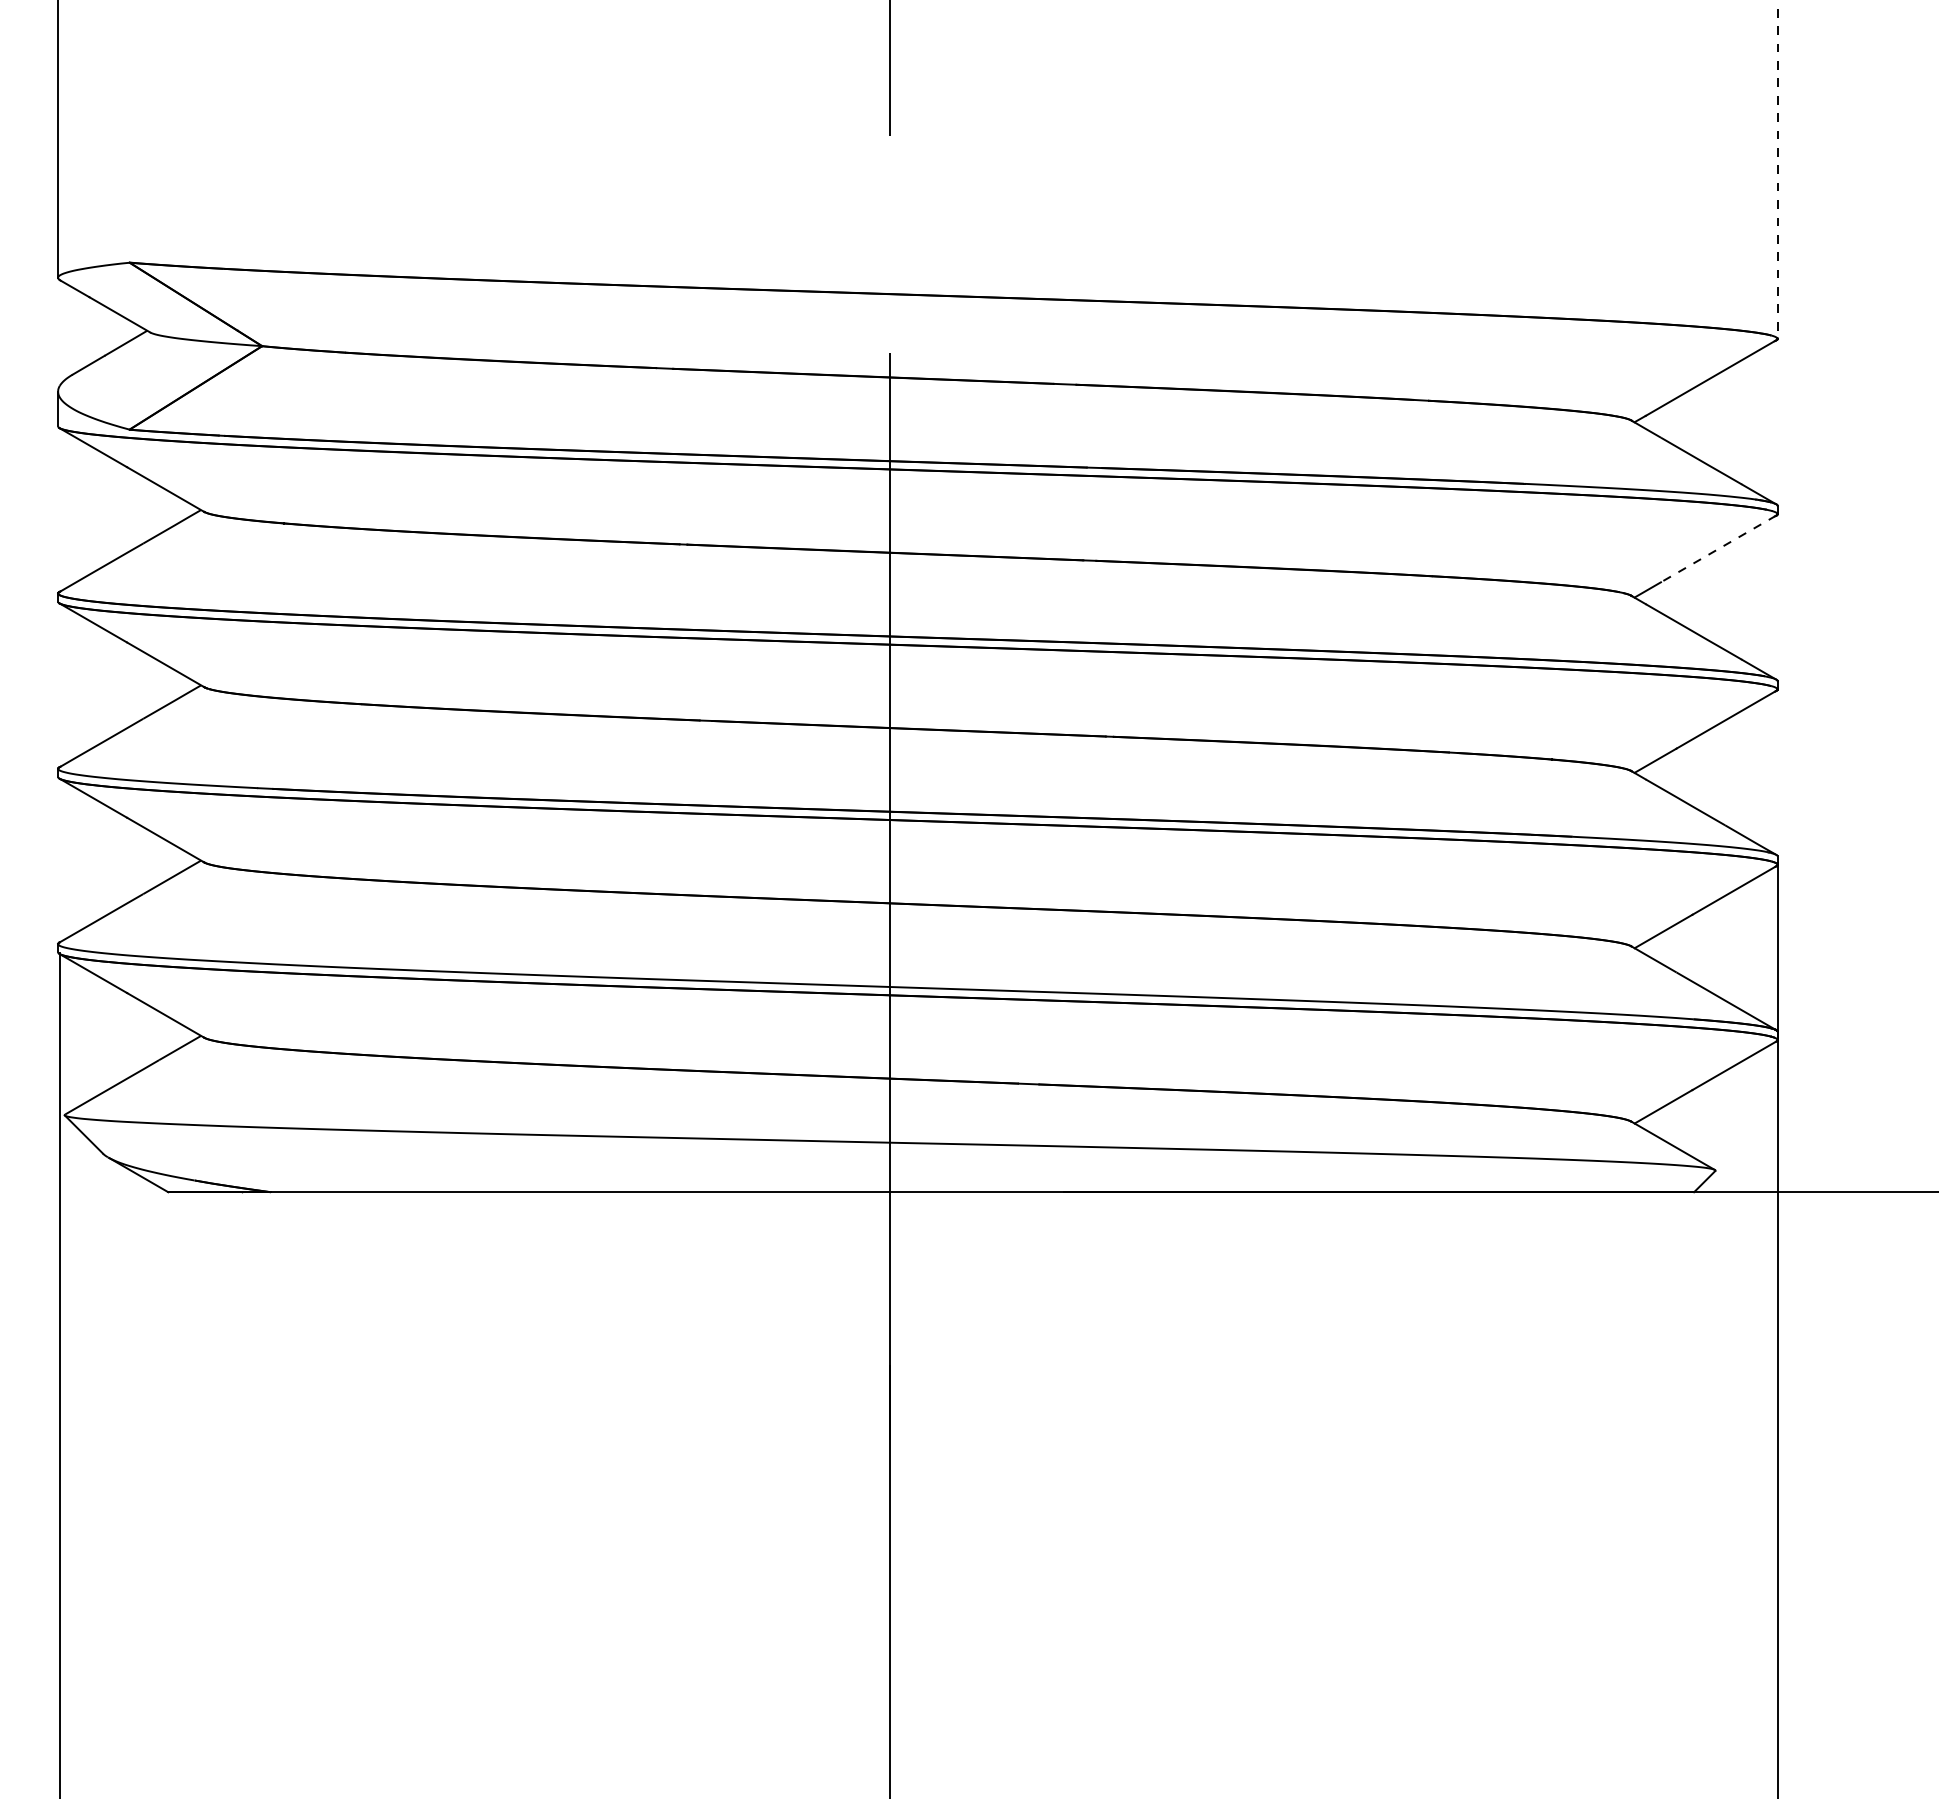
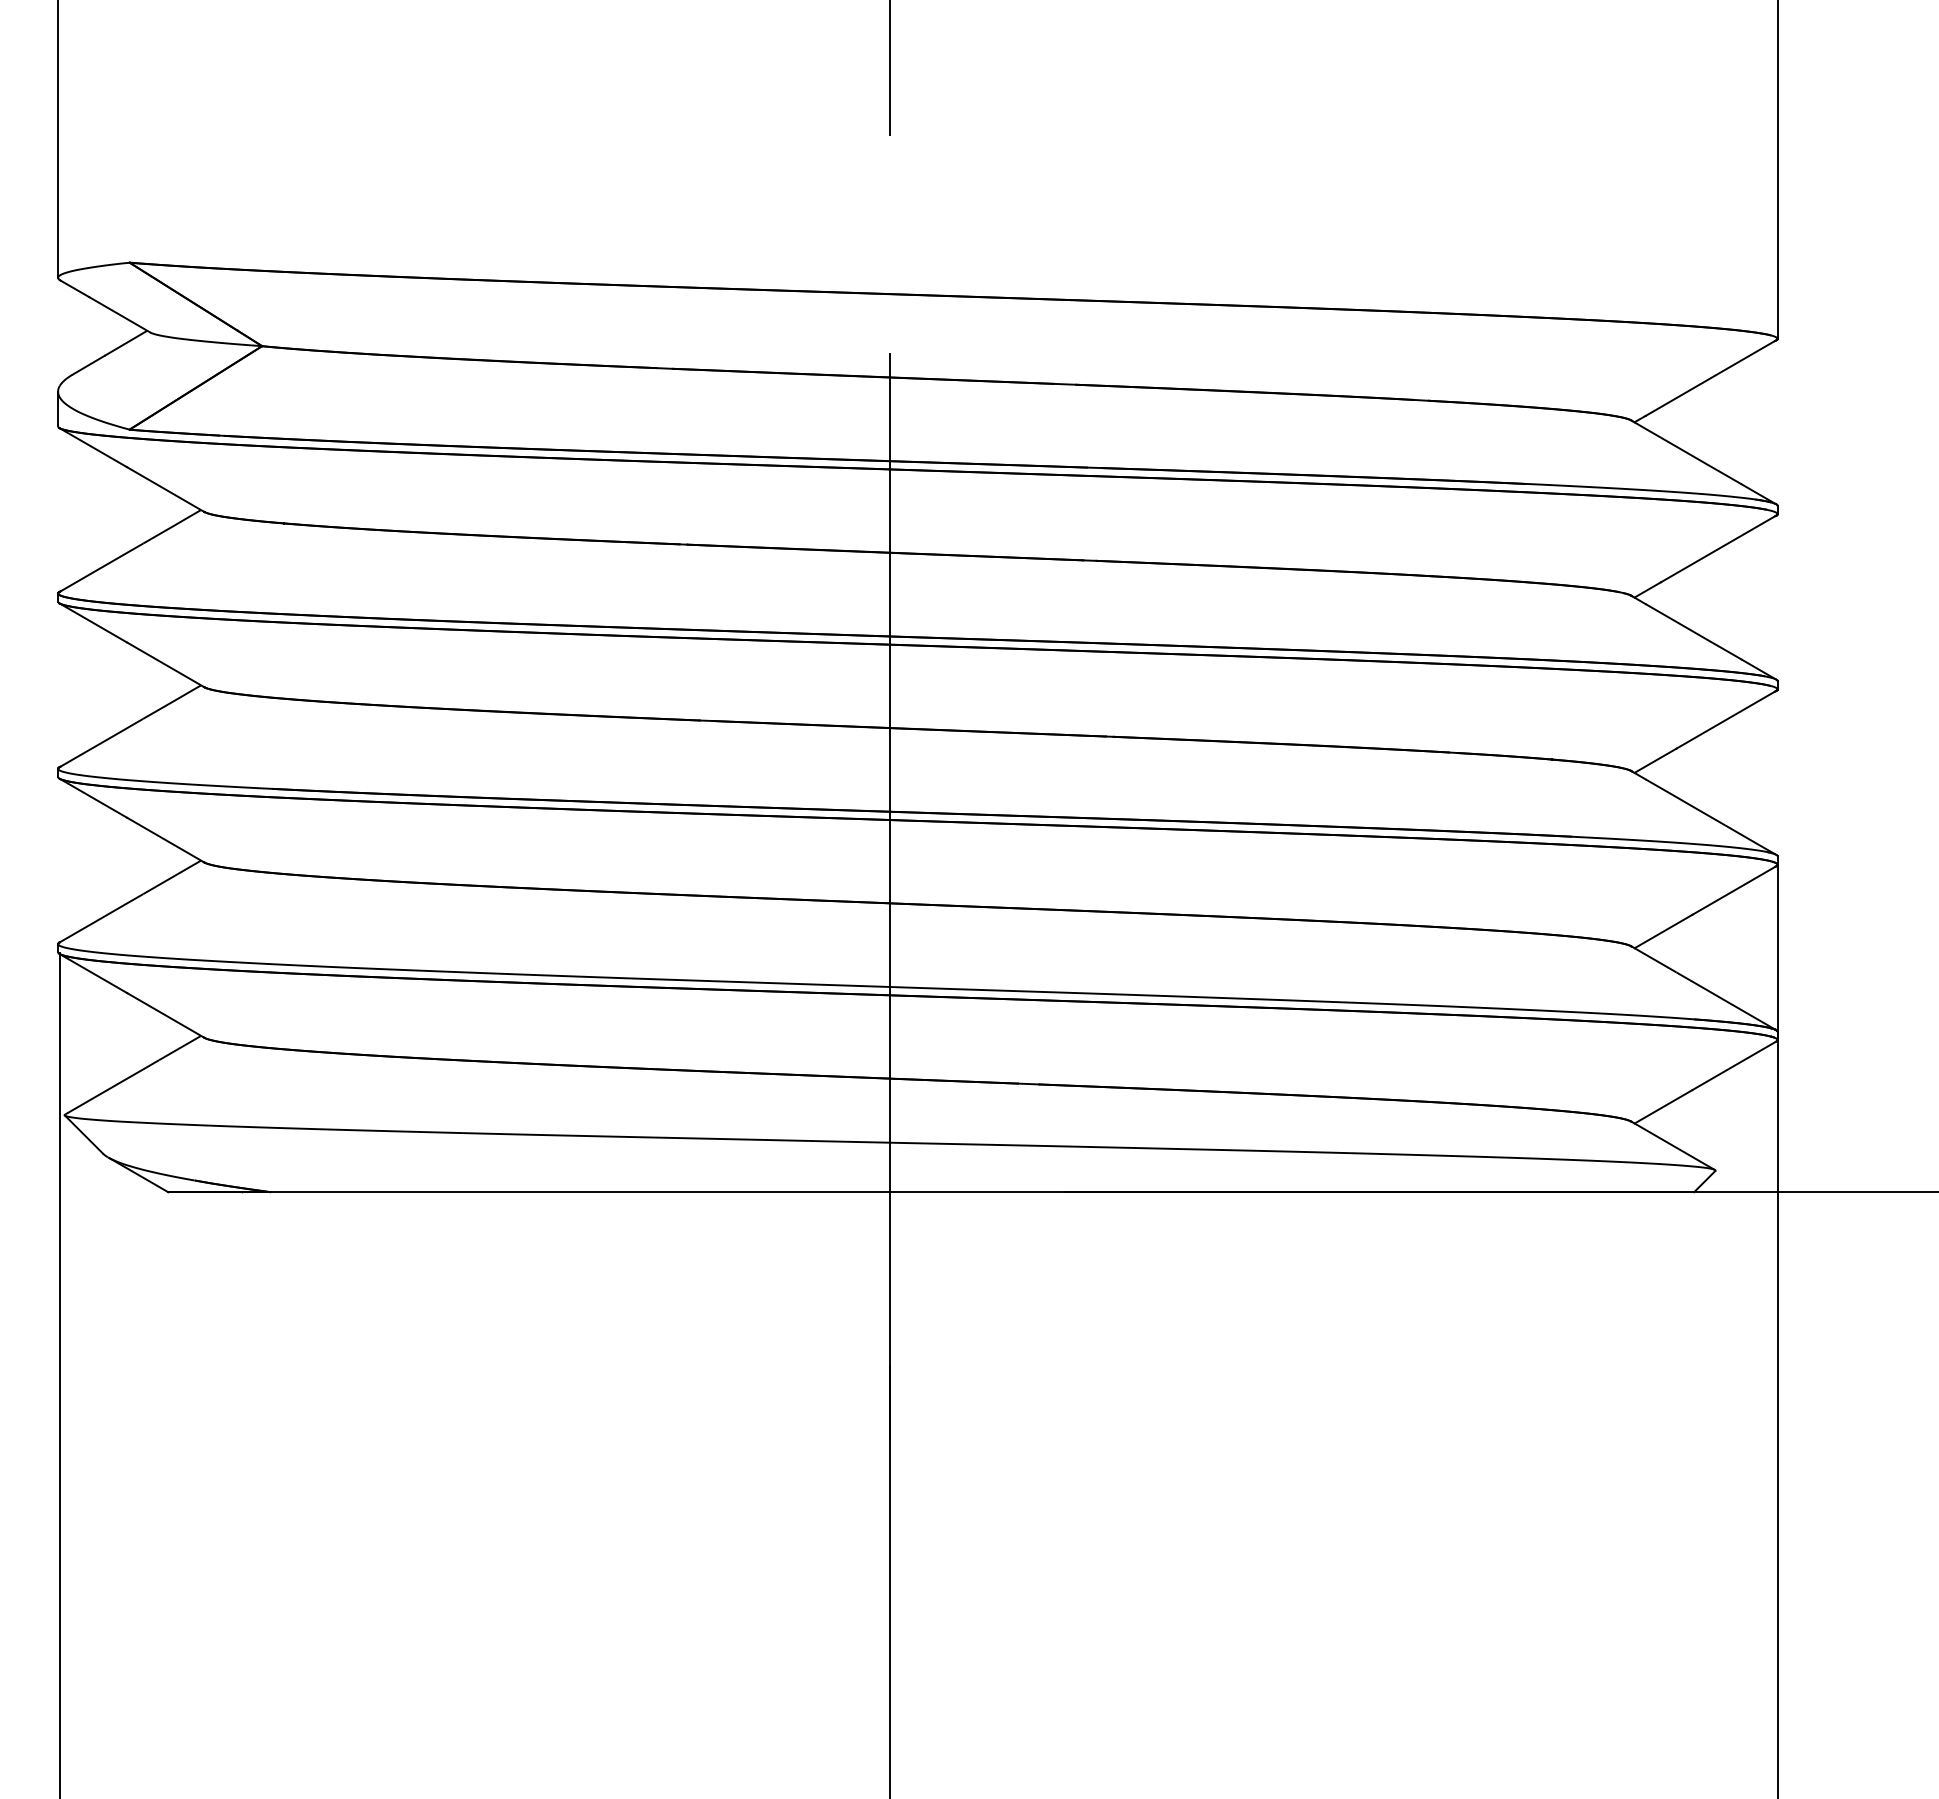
line: dashed -> solid (1777, 170)
line: dashed -> solid (1718, 548)
